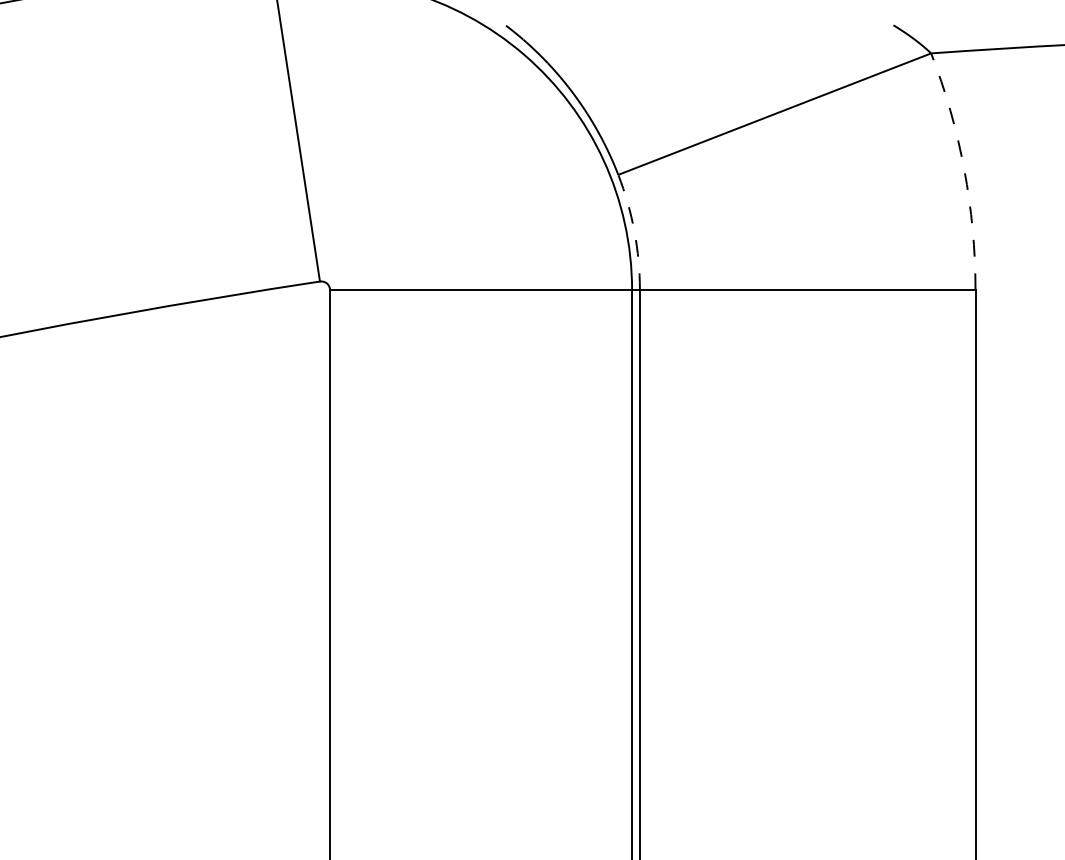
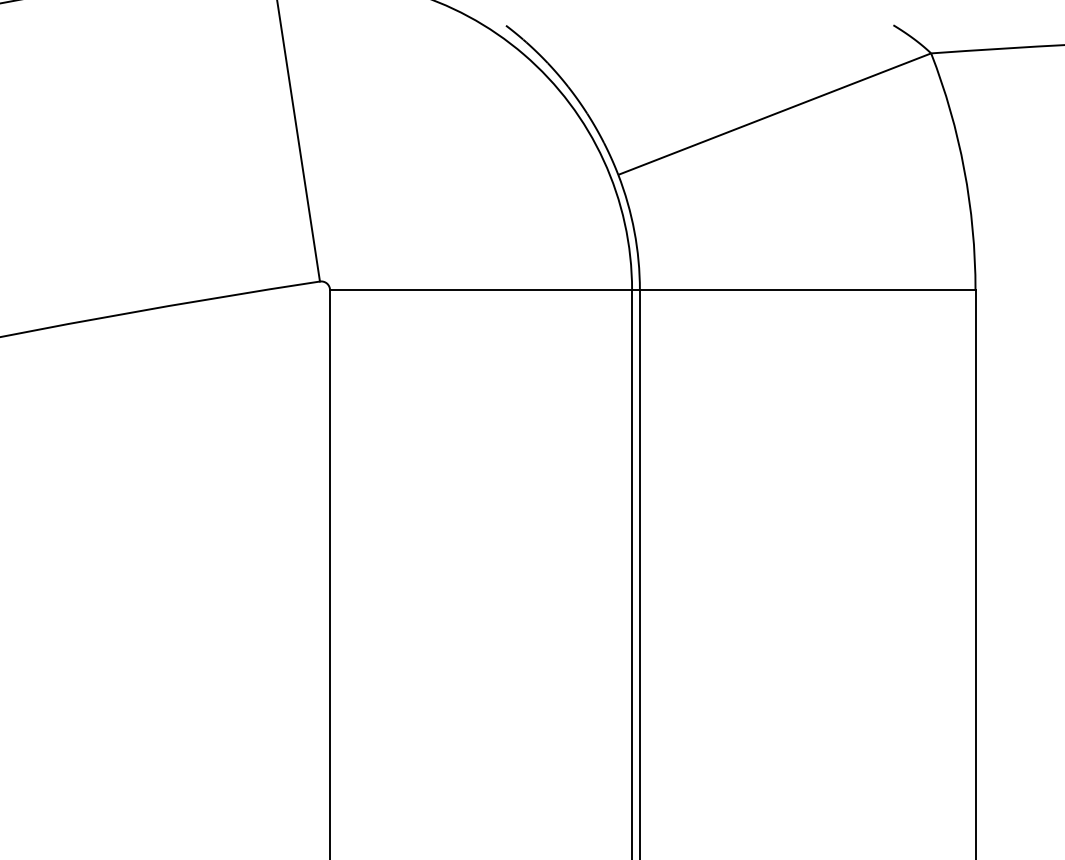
arc: dashed -> solid (964, 169)
arc: dashed -> solid (634, 231)
